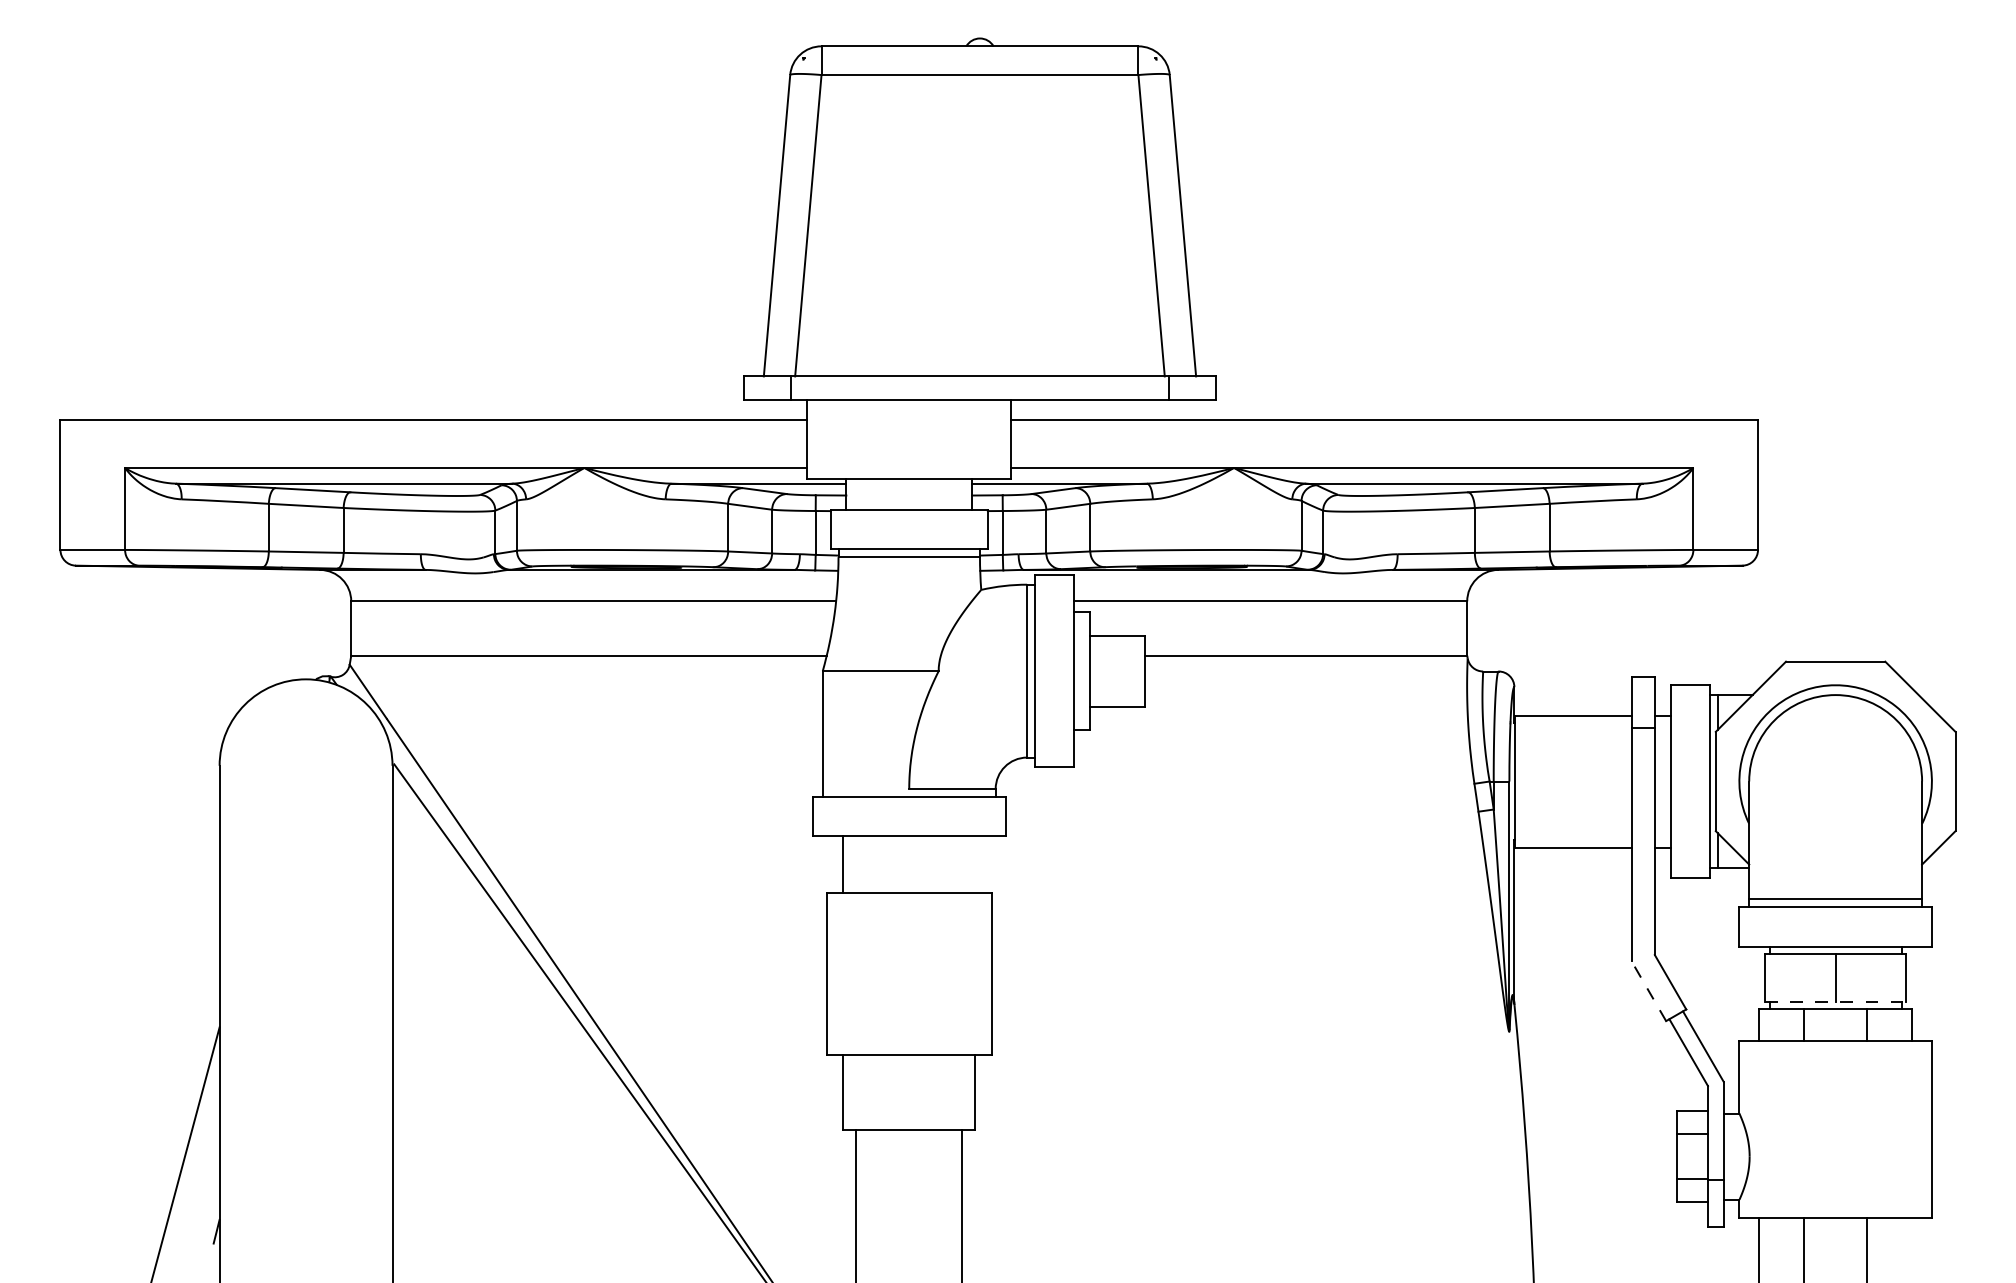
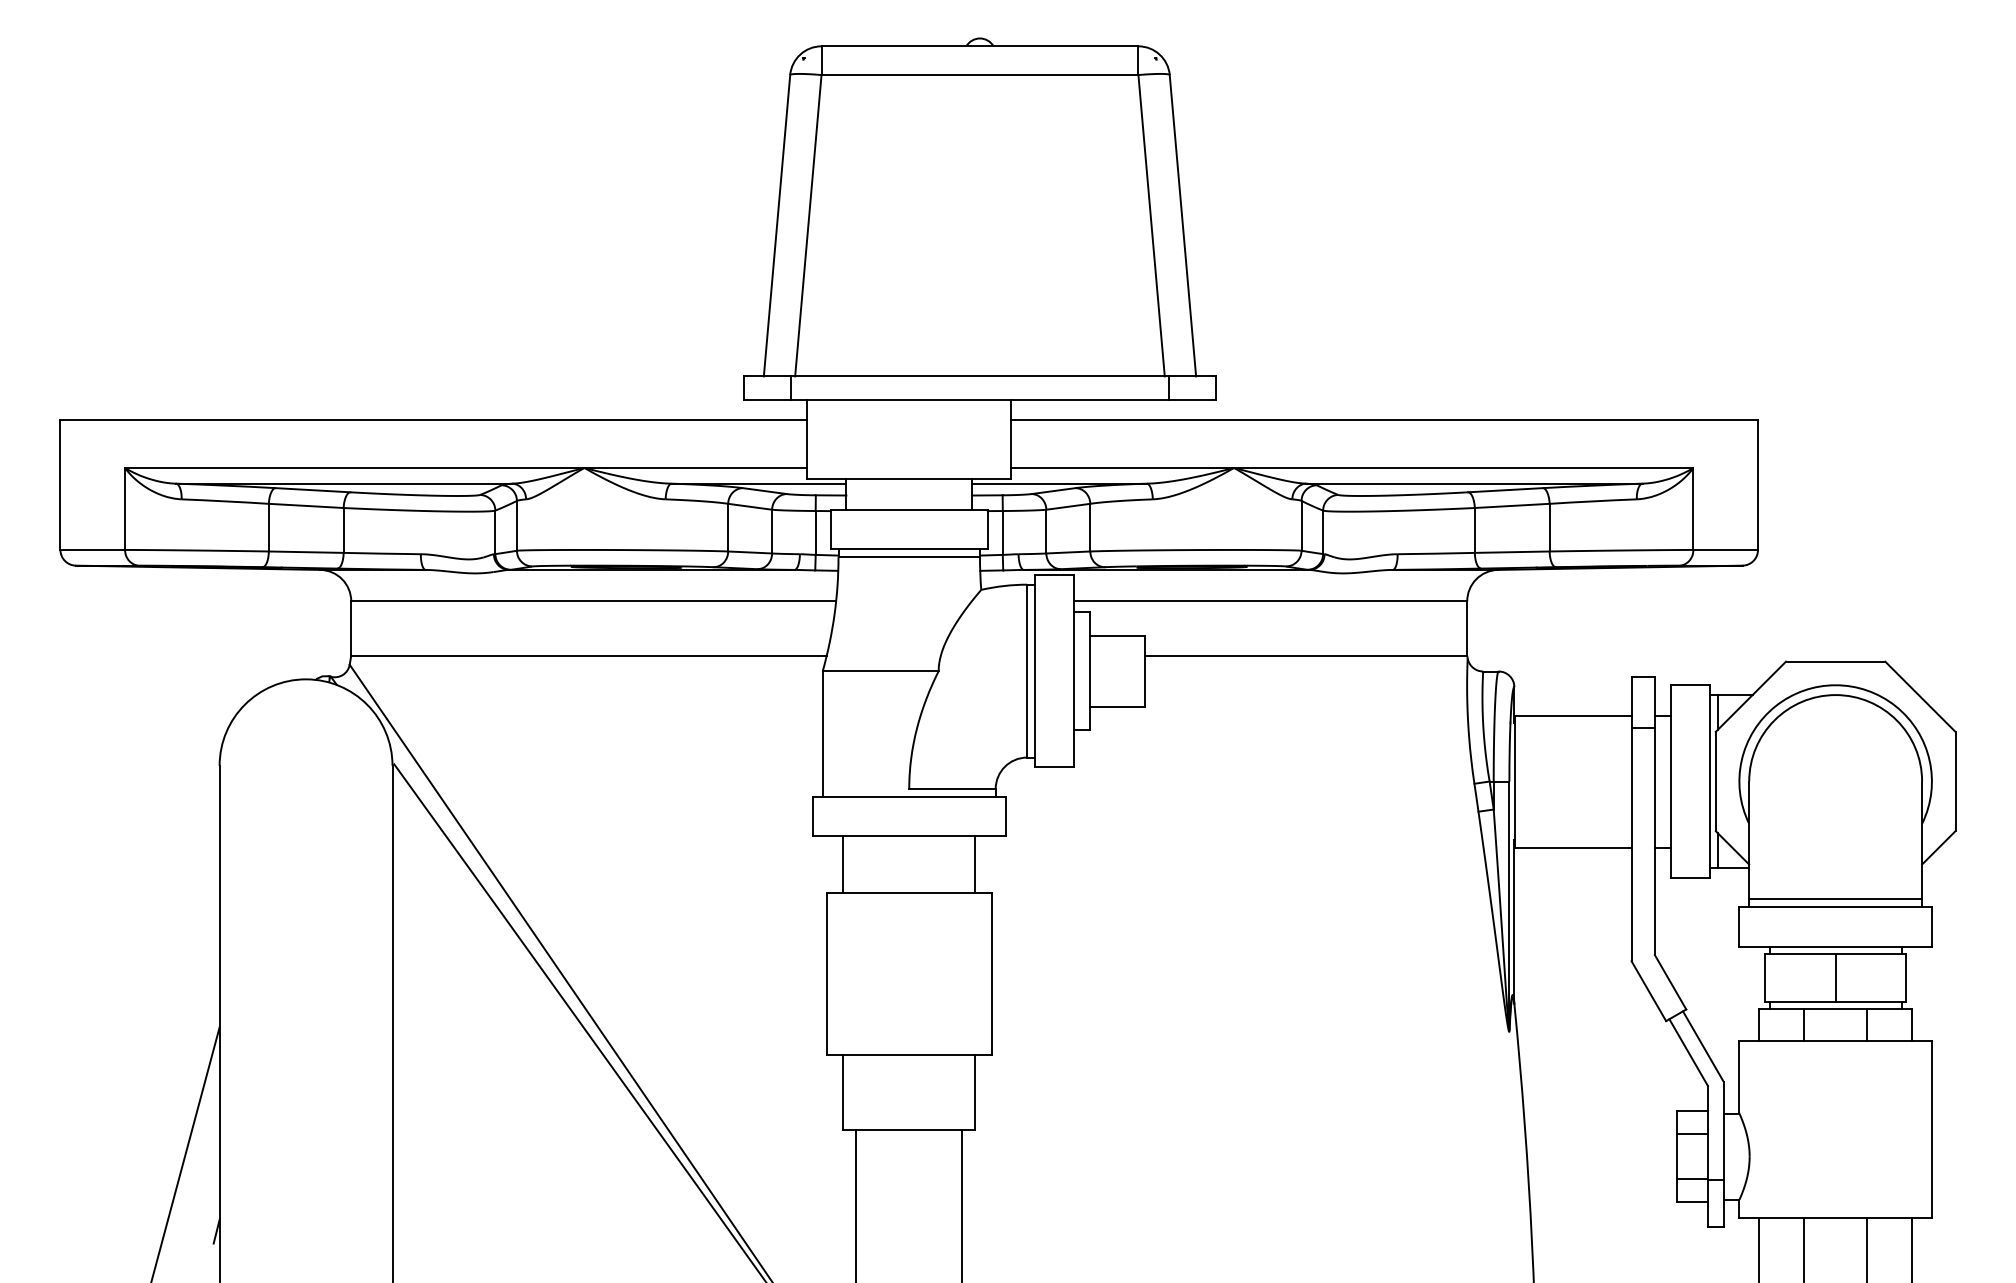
line: none -> present (975, 864)
line: dashed -> solid (1648, 991)
line: dashed -> solid (1835, 1001)
line: none -> present (1912, 1248)
